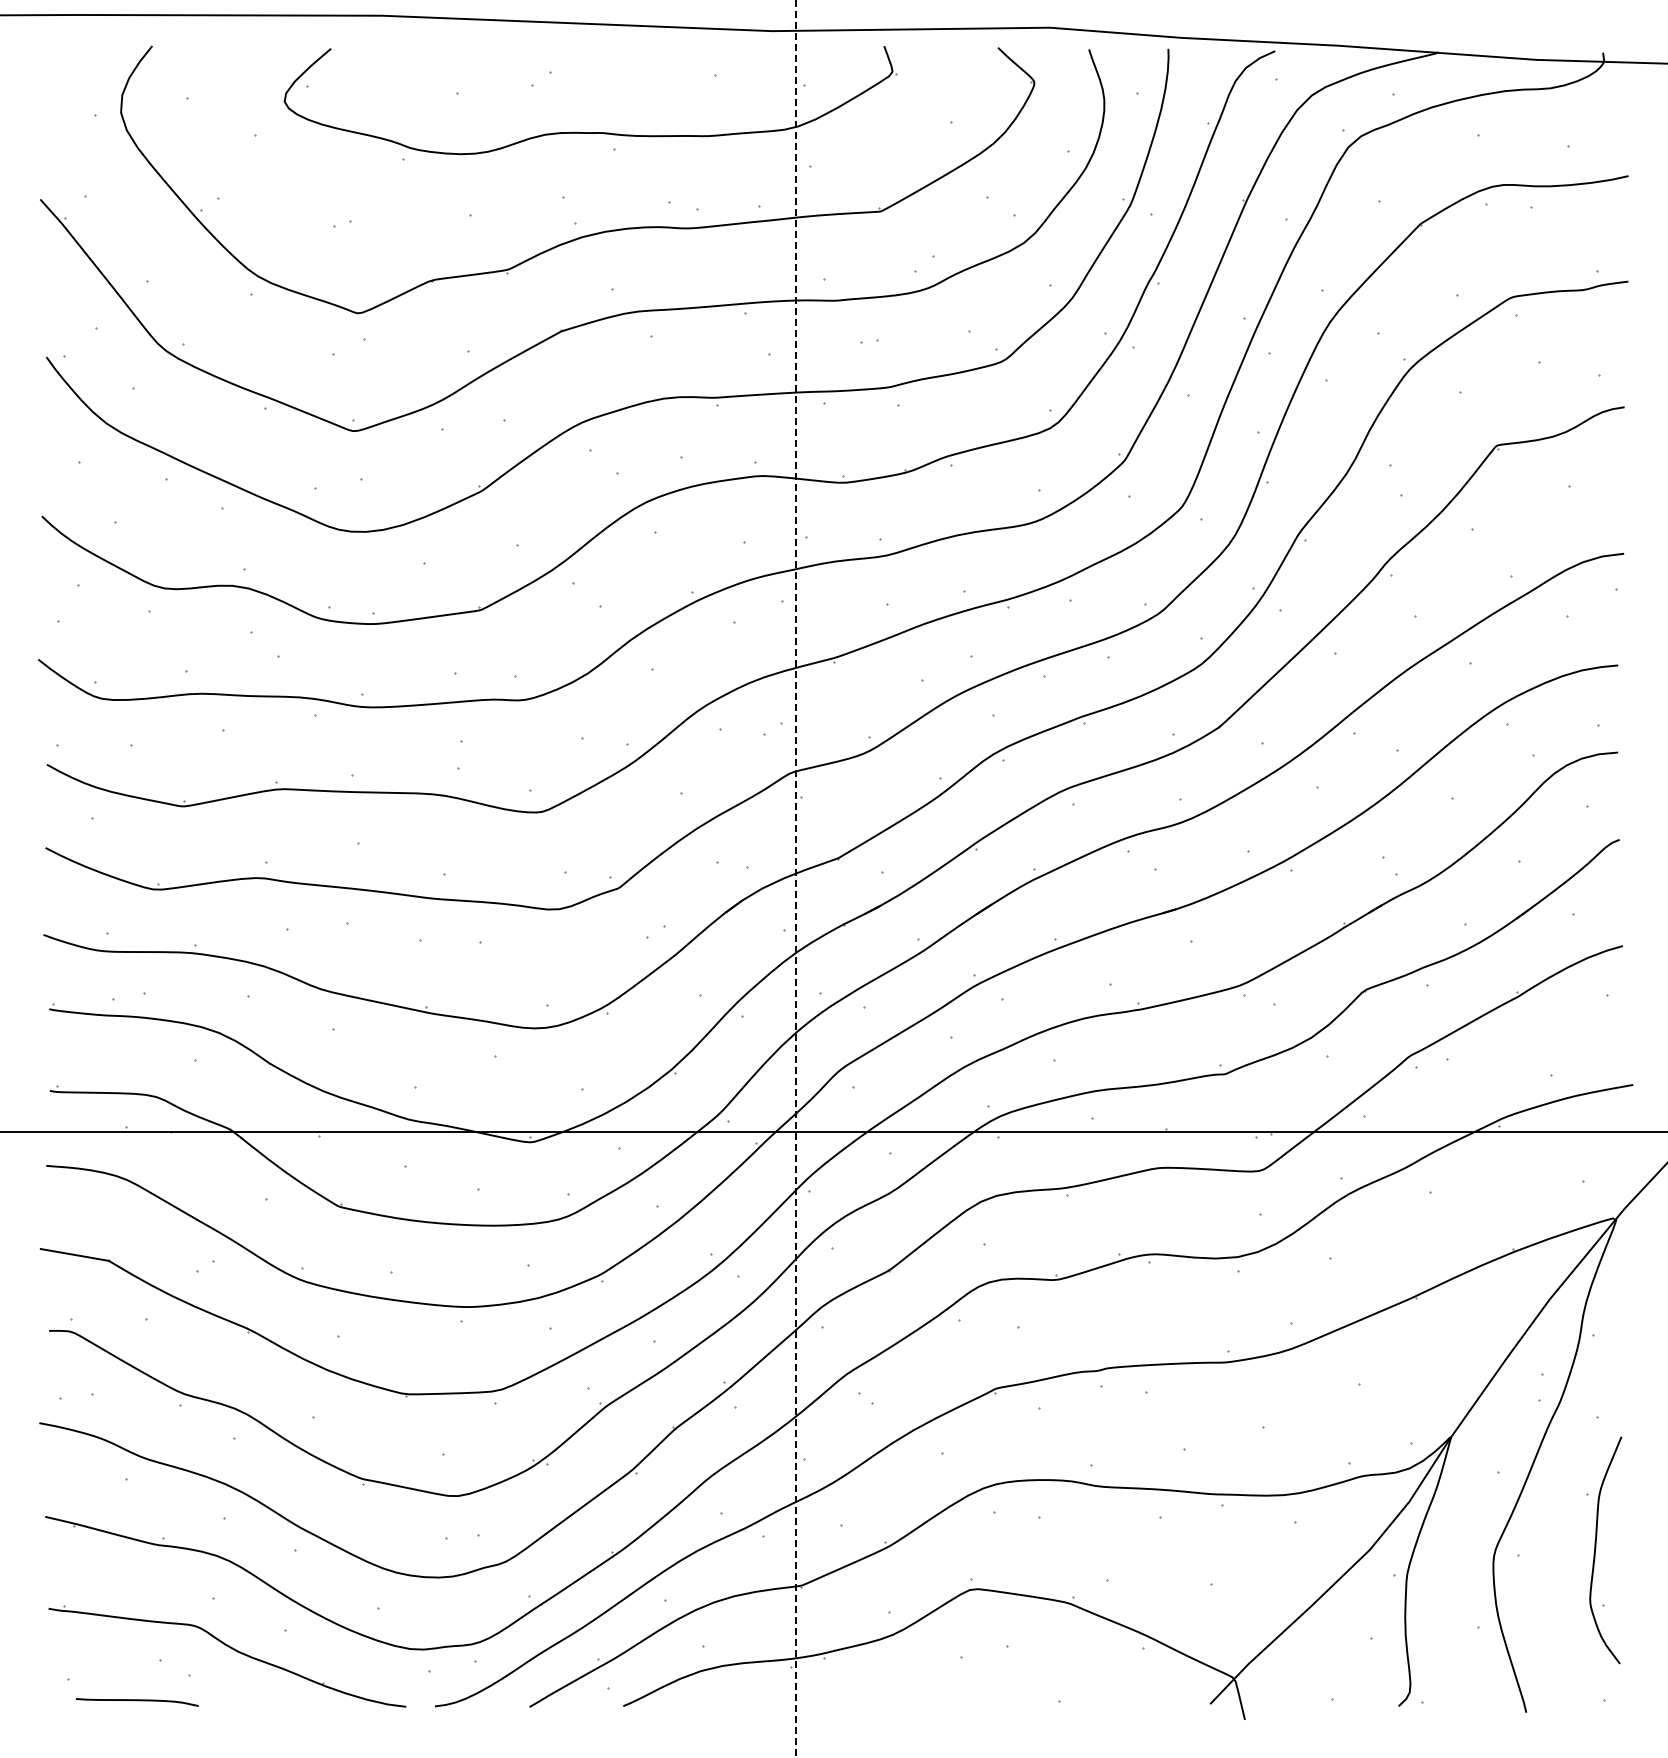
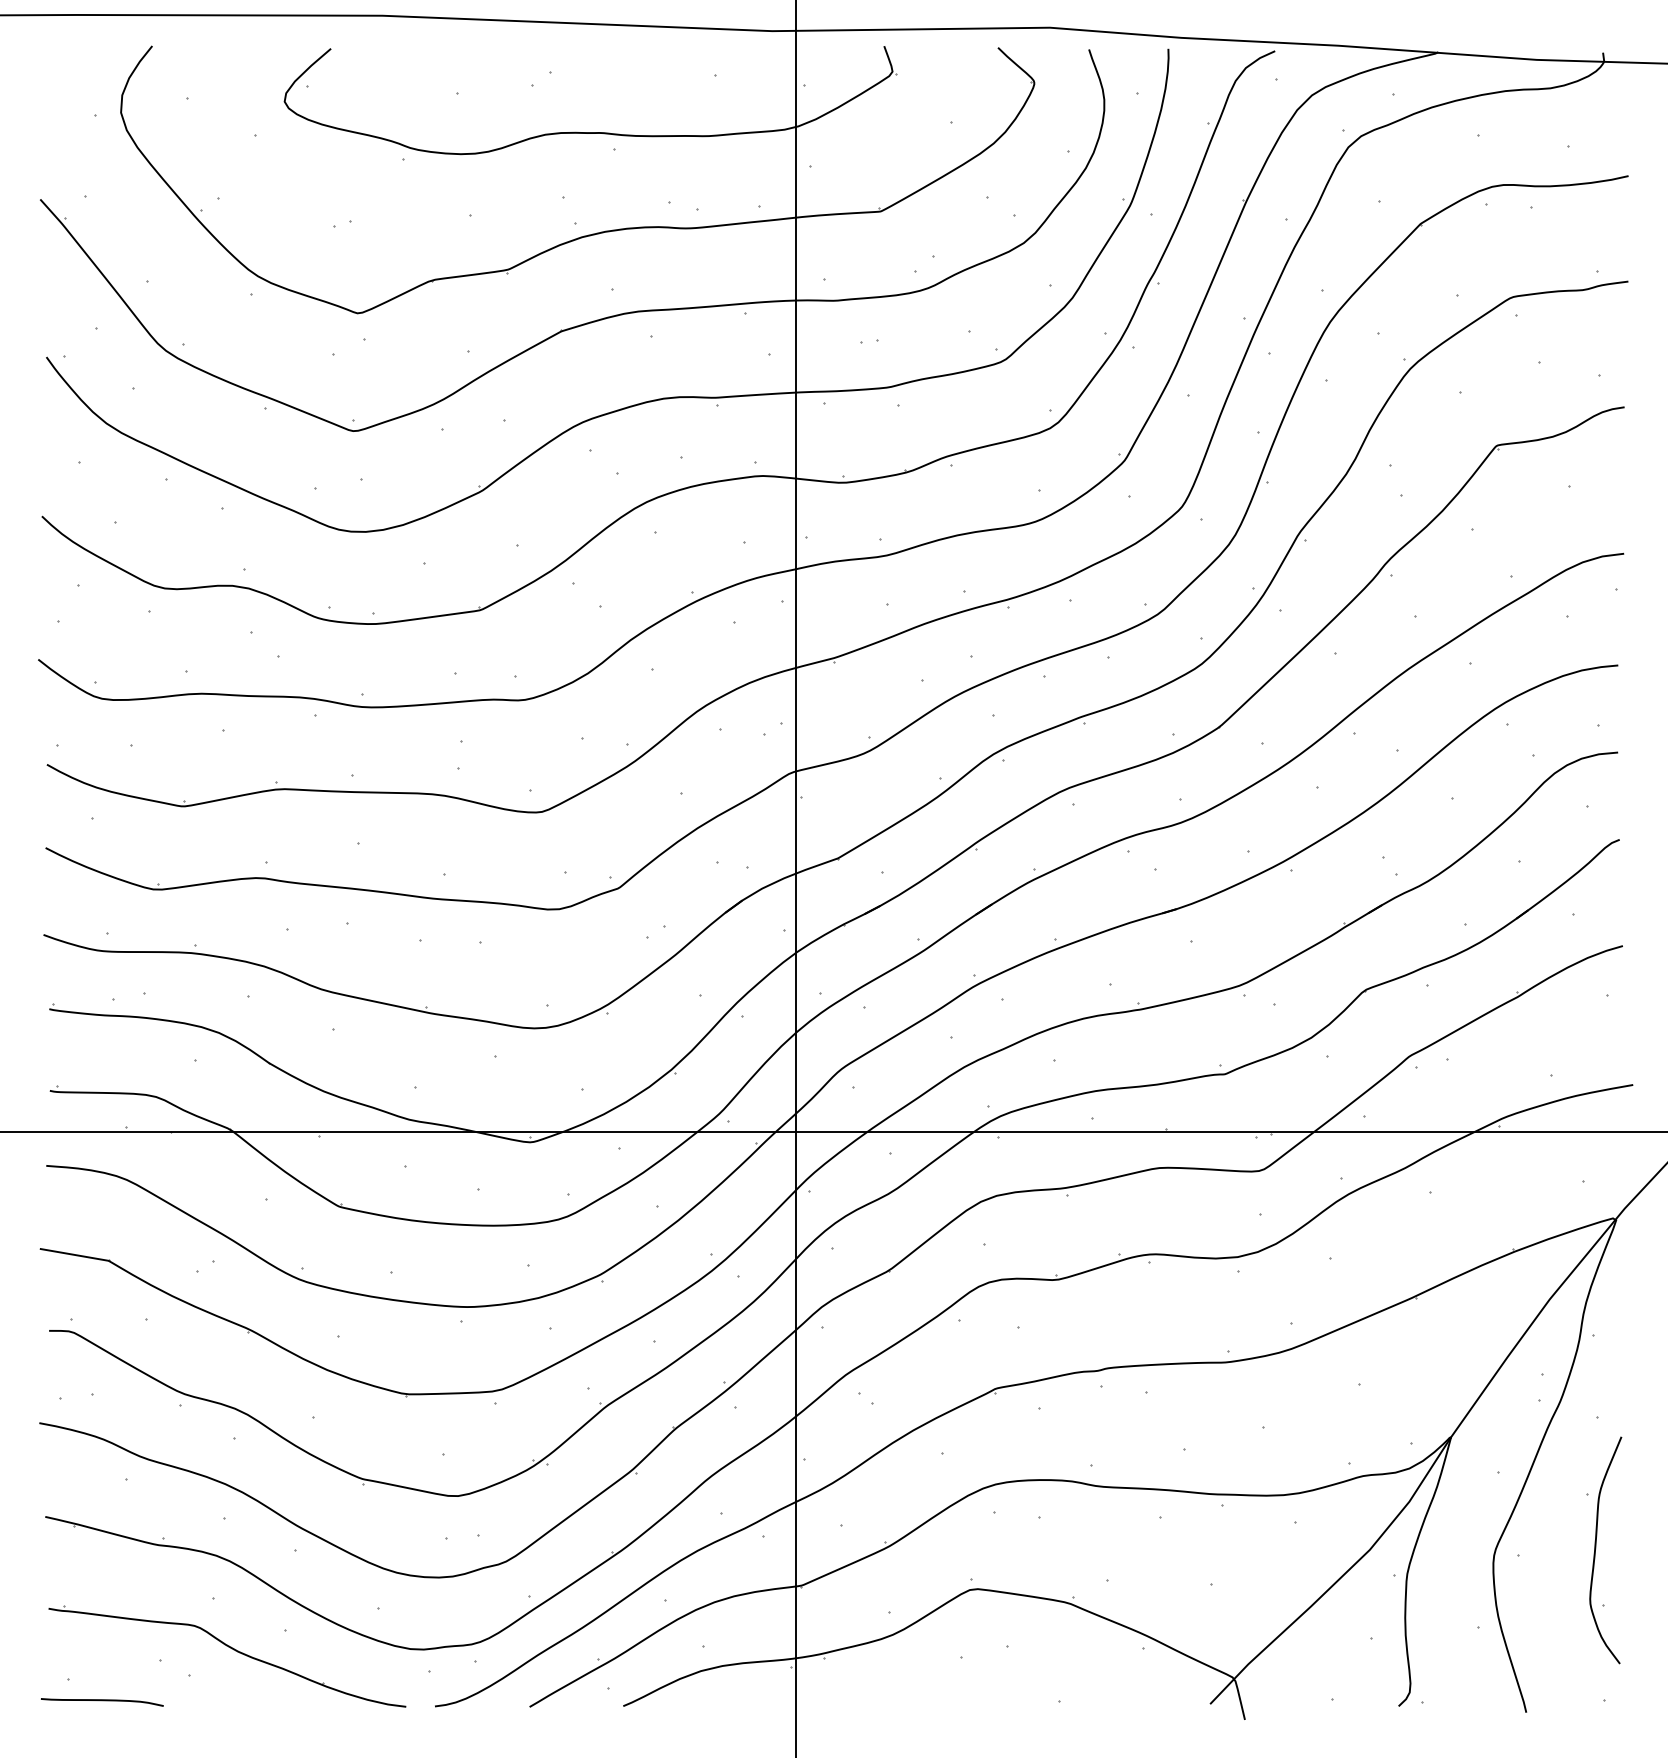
line: dashed -> solid (796, 878)
curve position: (136, 1701) -> (101, 1701) (101, 1701)
